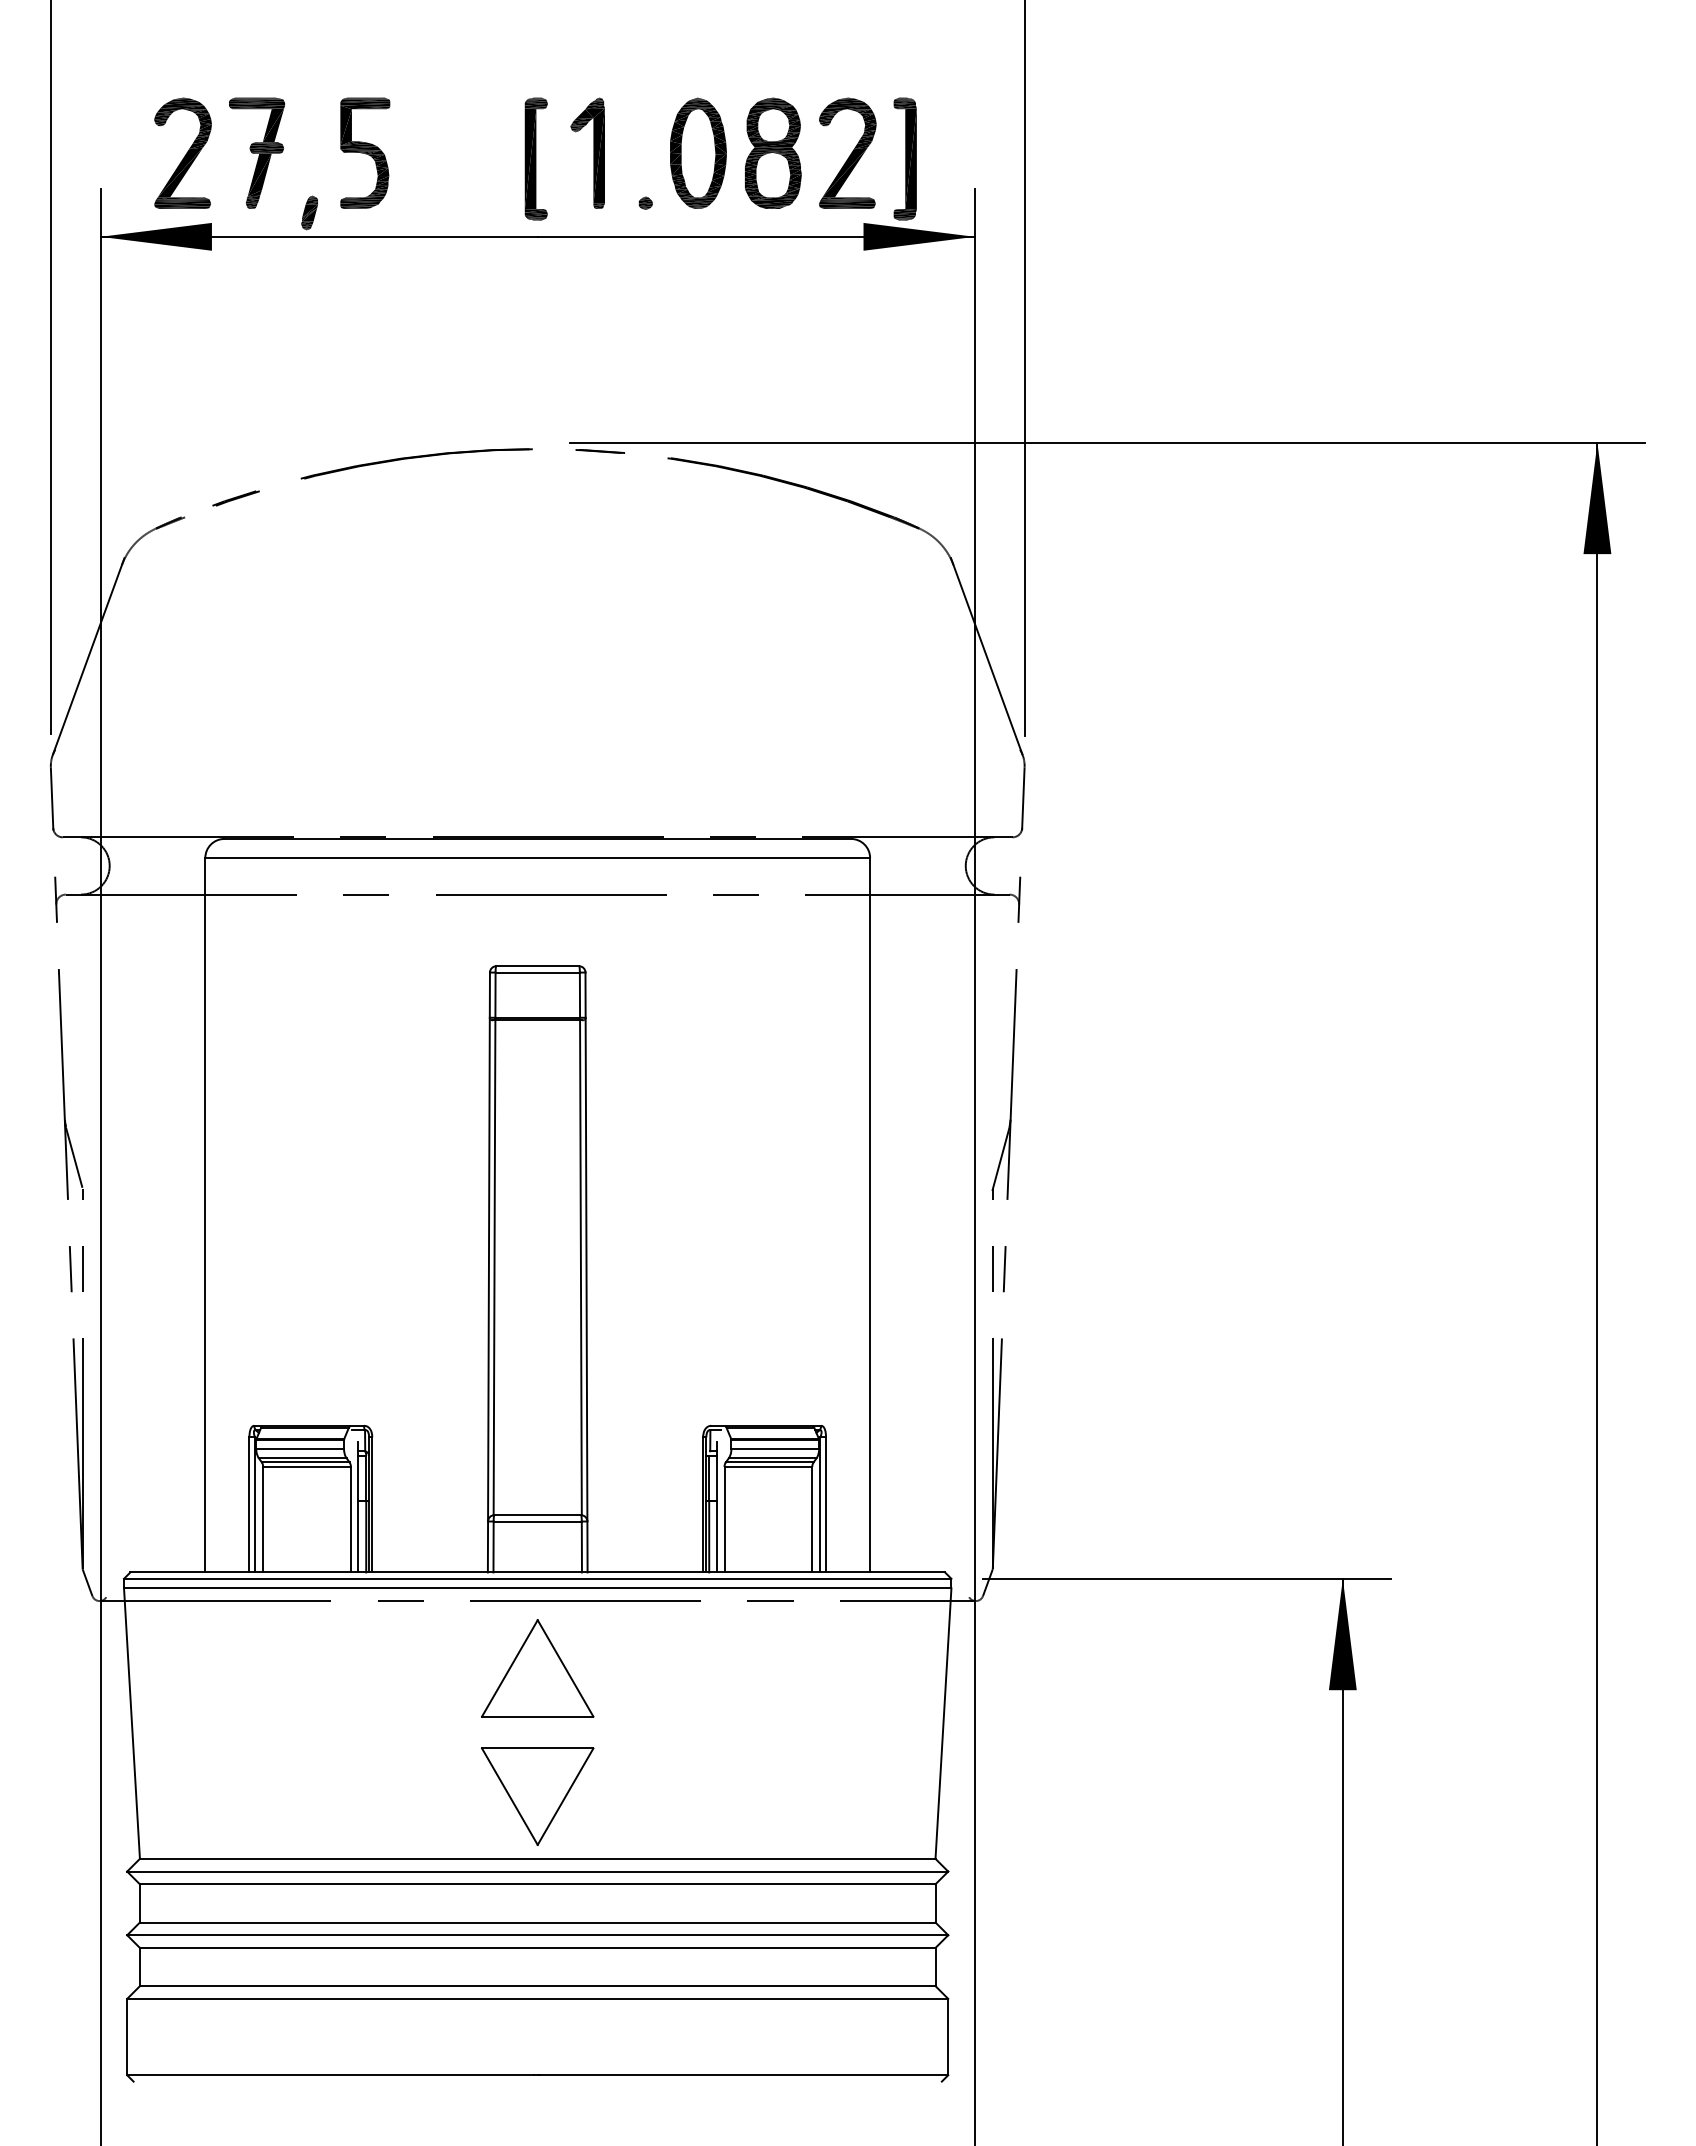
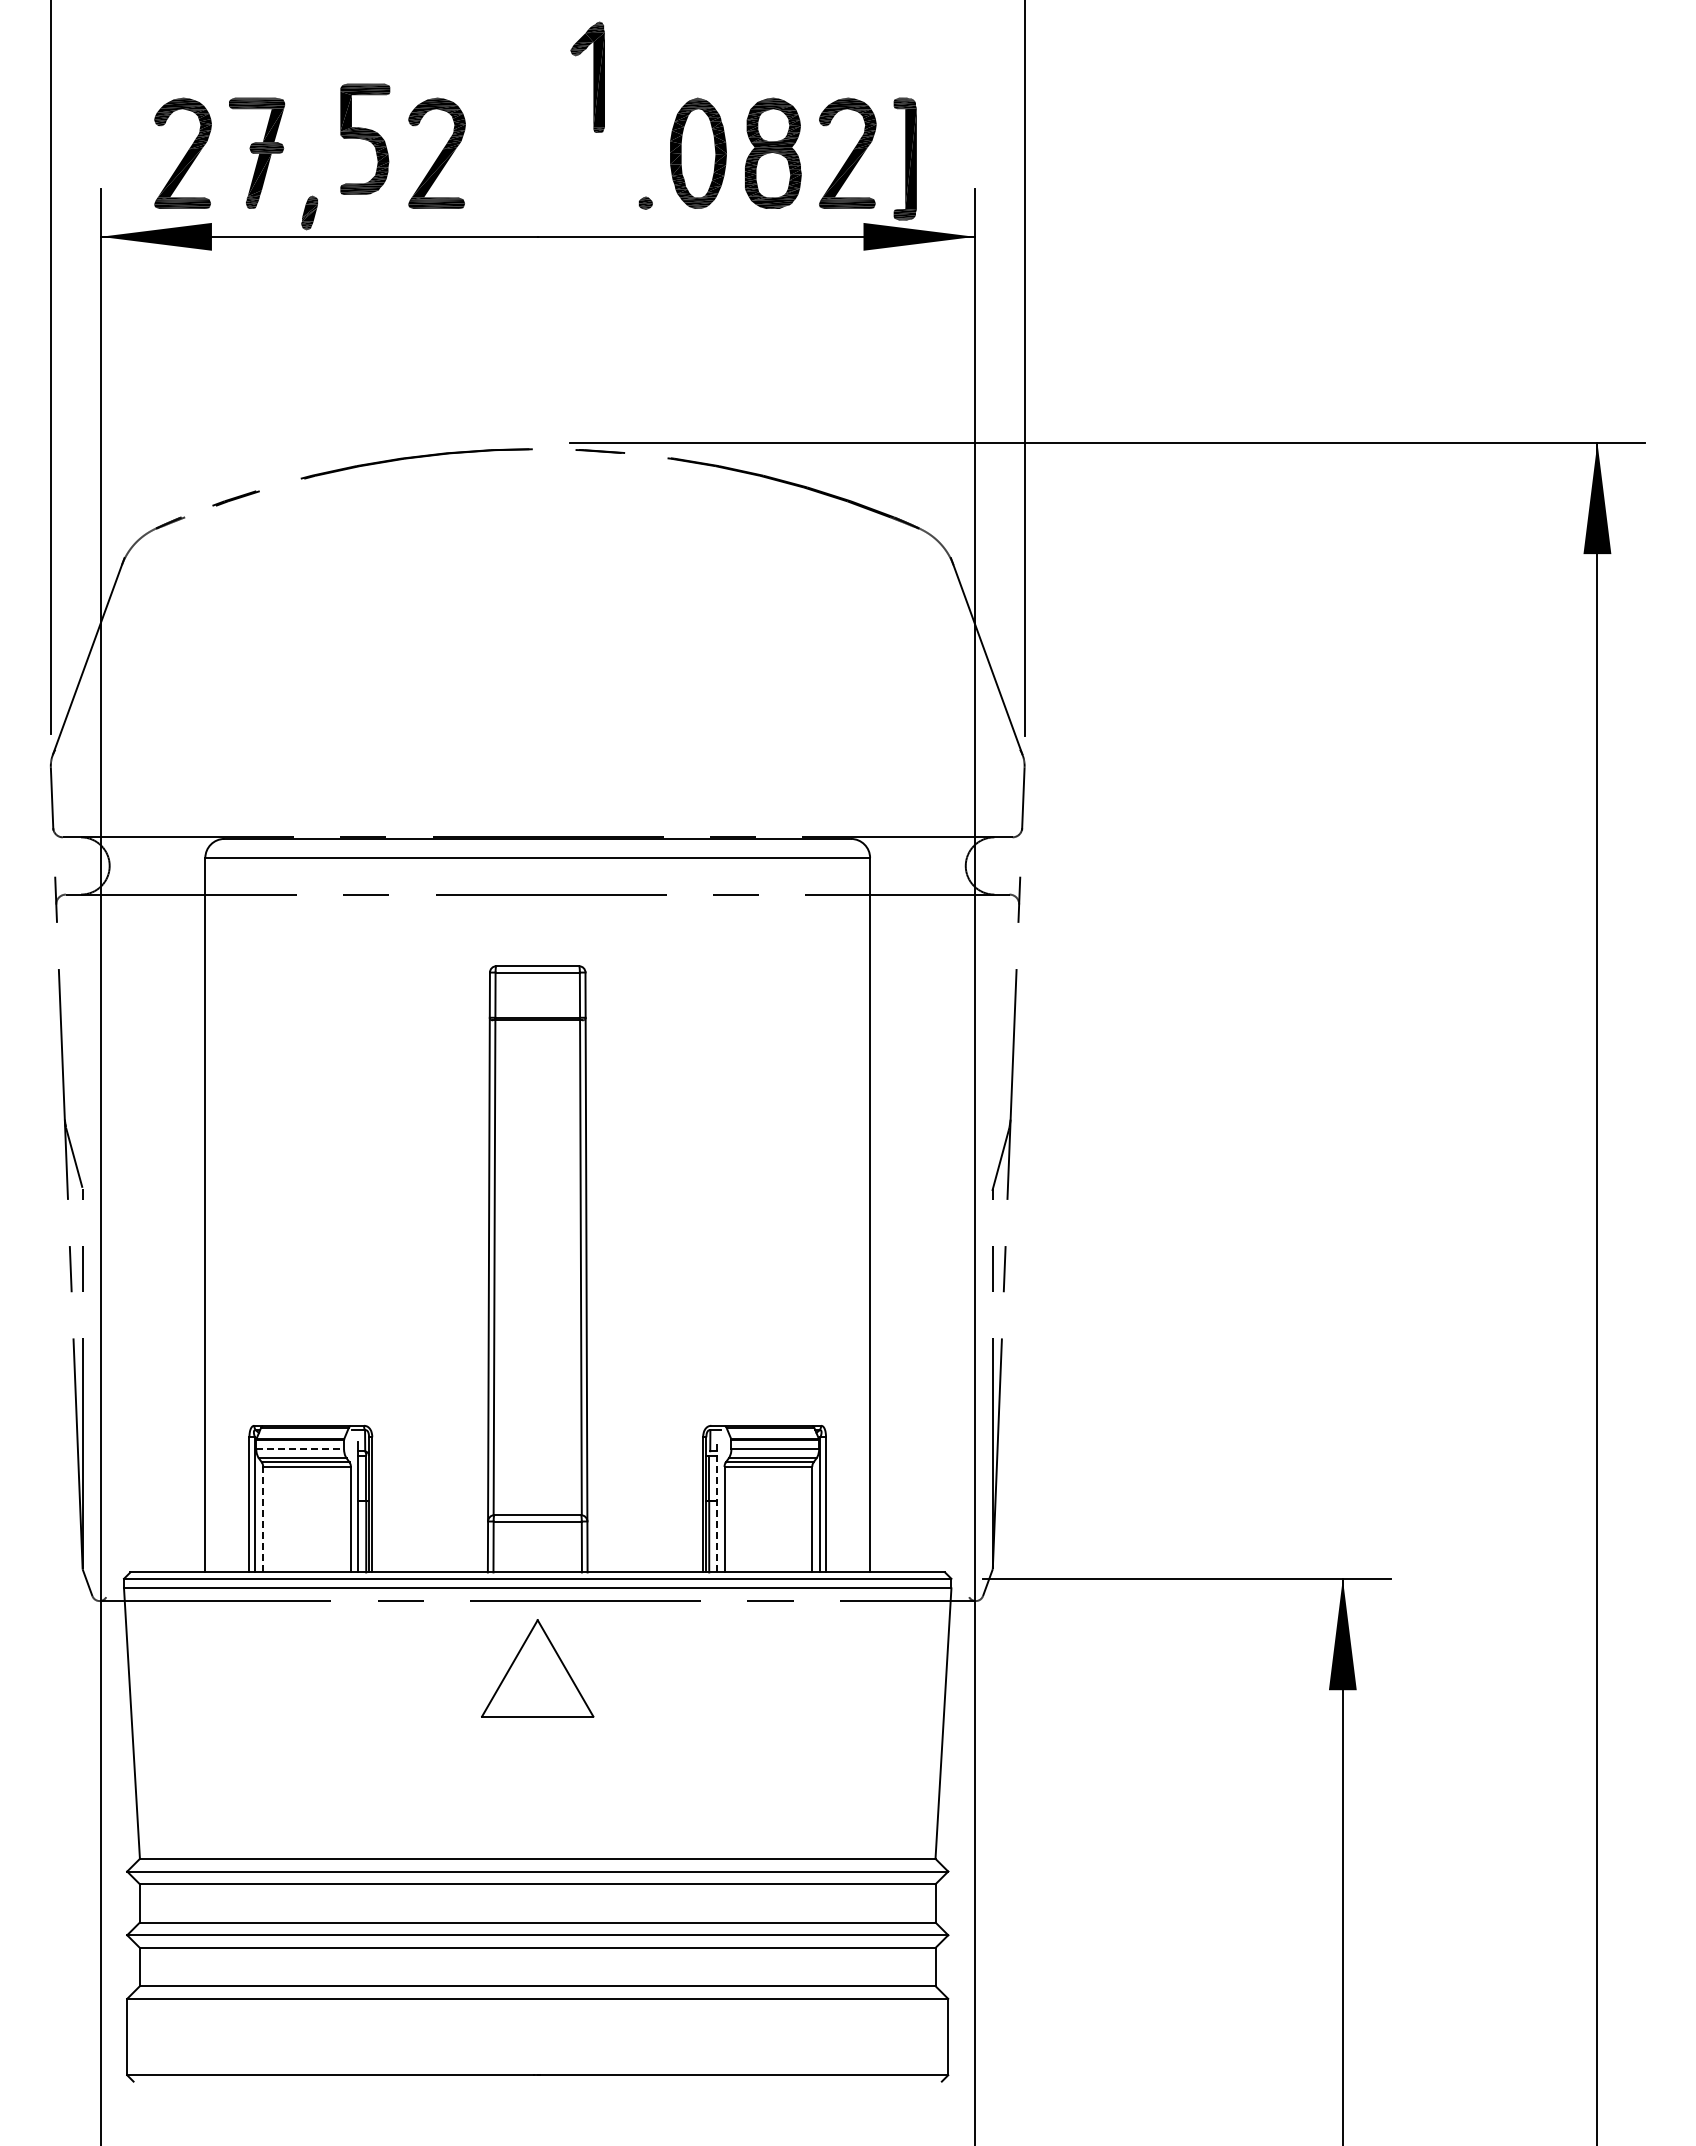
part position: (365, 152) -> (365, 138) (365, 138)
part: none -> present (436, 152)
part position: (587, 152) -> (587, 76) (587, 76)
part: present -> none (535, 158)
line: solid -> dashed (300, 1449)
line: solid -> dashed (717, 1506)
line: solid -> dashed (263, 1519)
part: present -> none (537, 1796)
